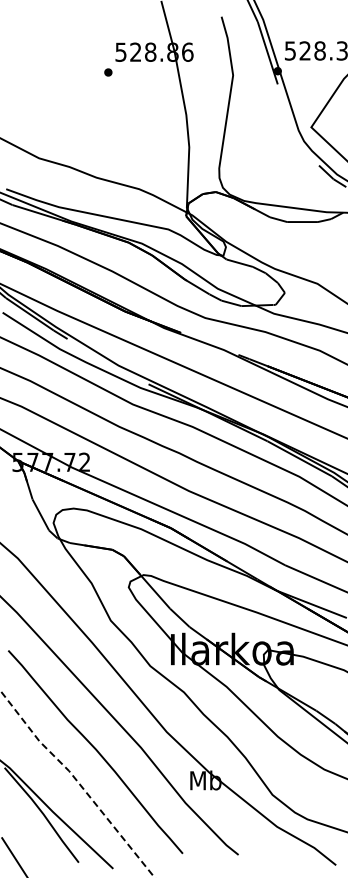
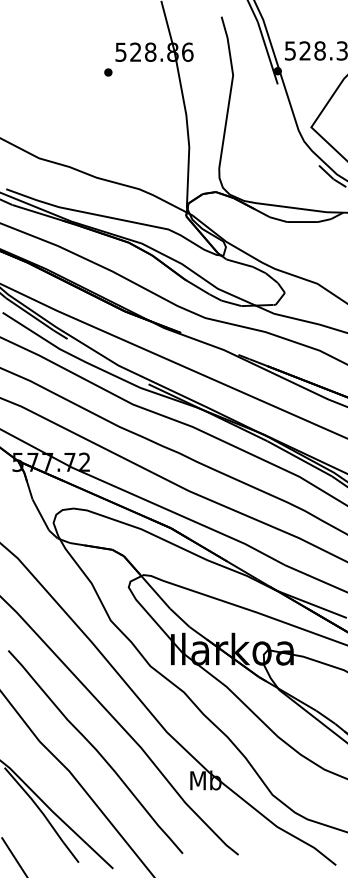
line: dashed -> solid (77, 781)
